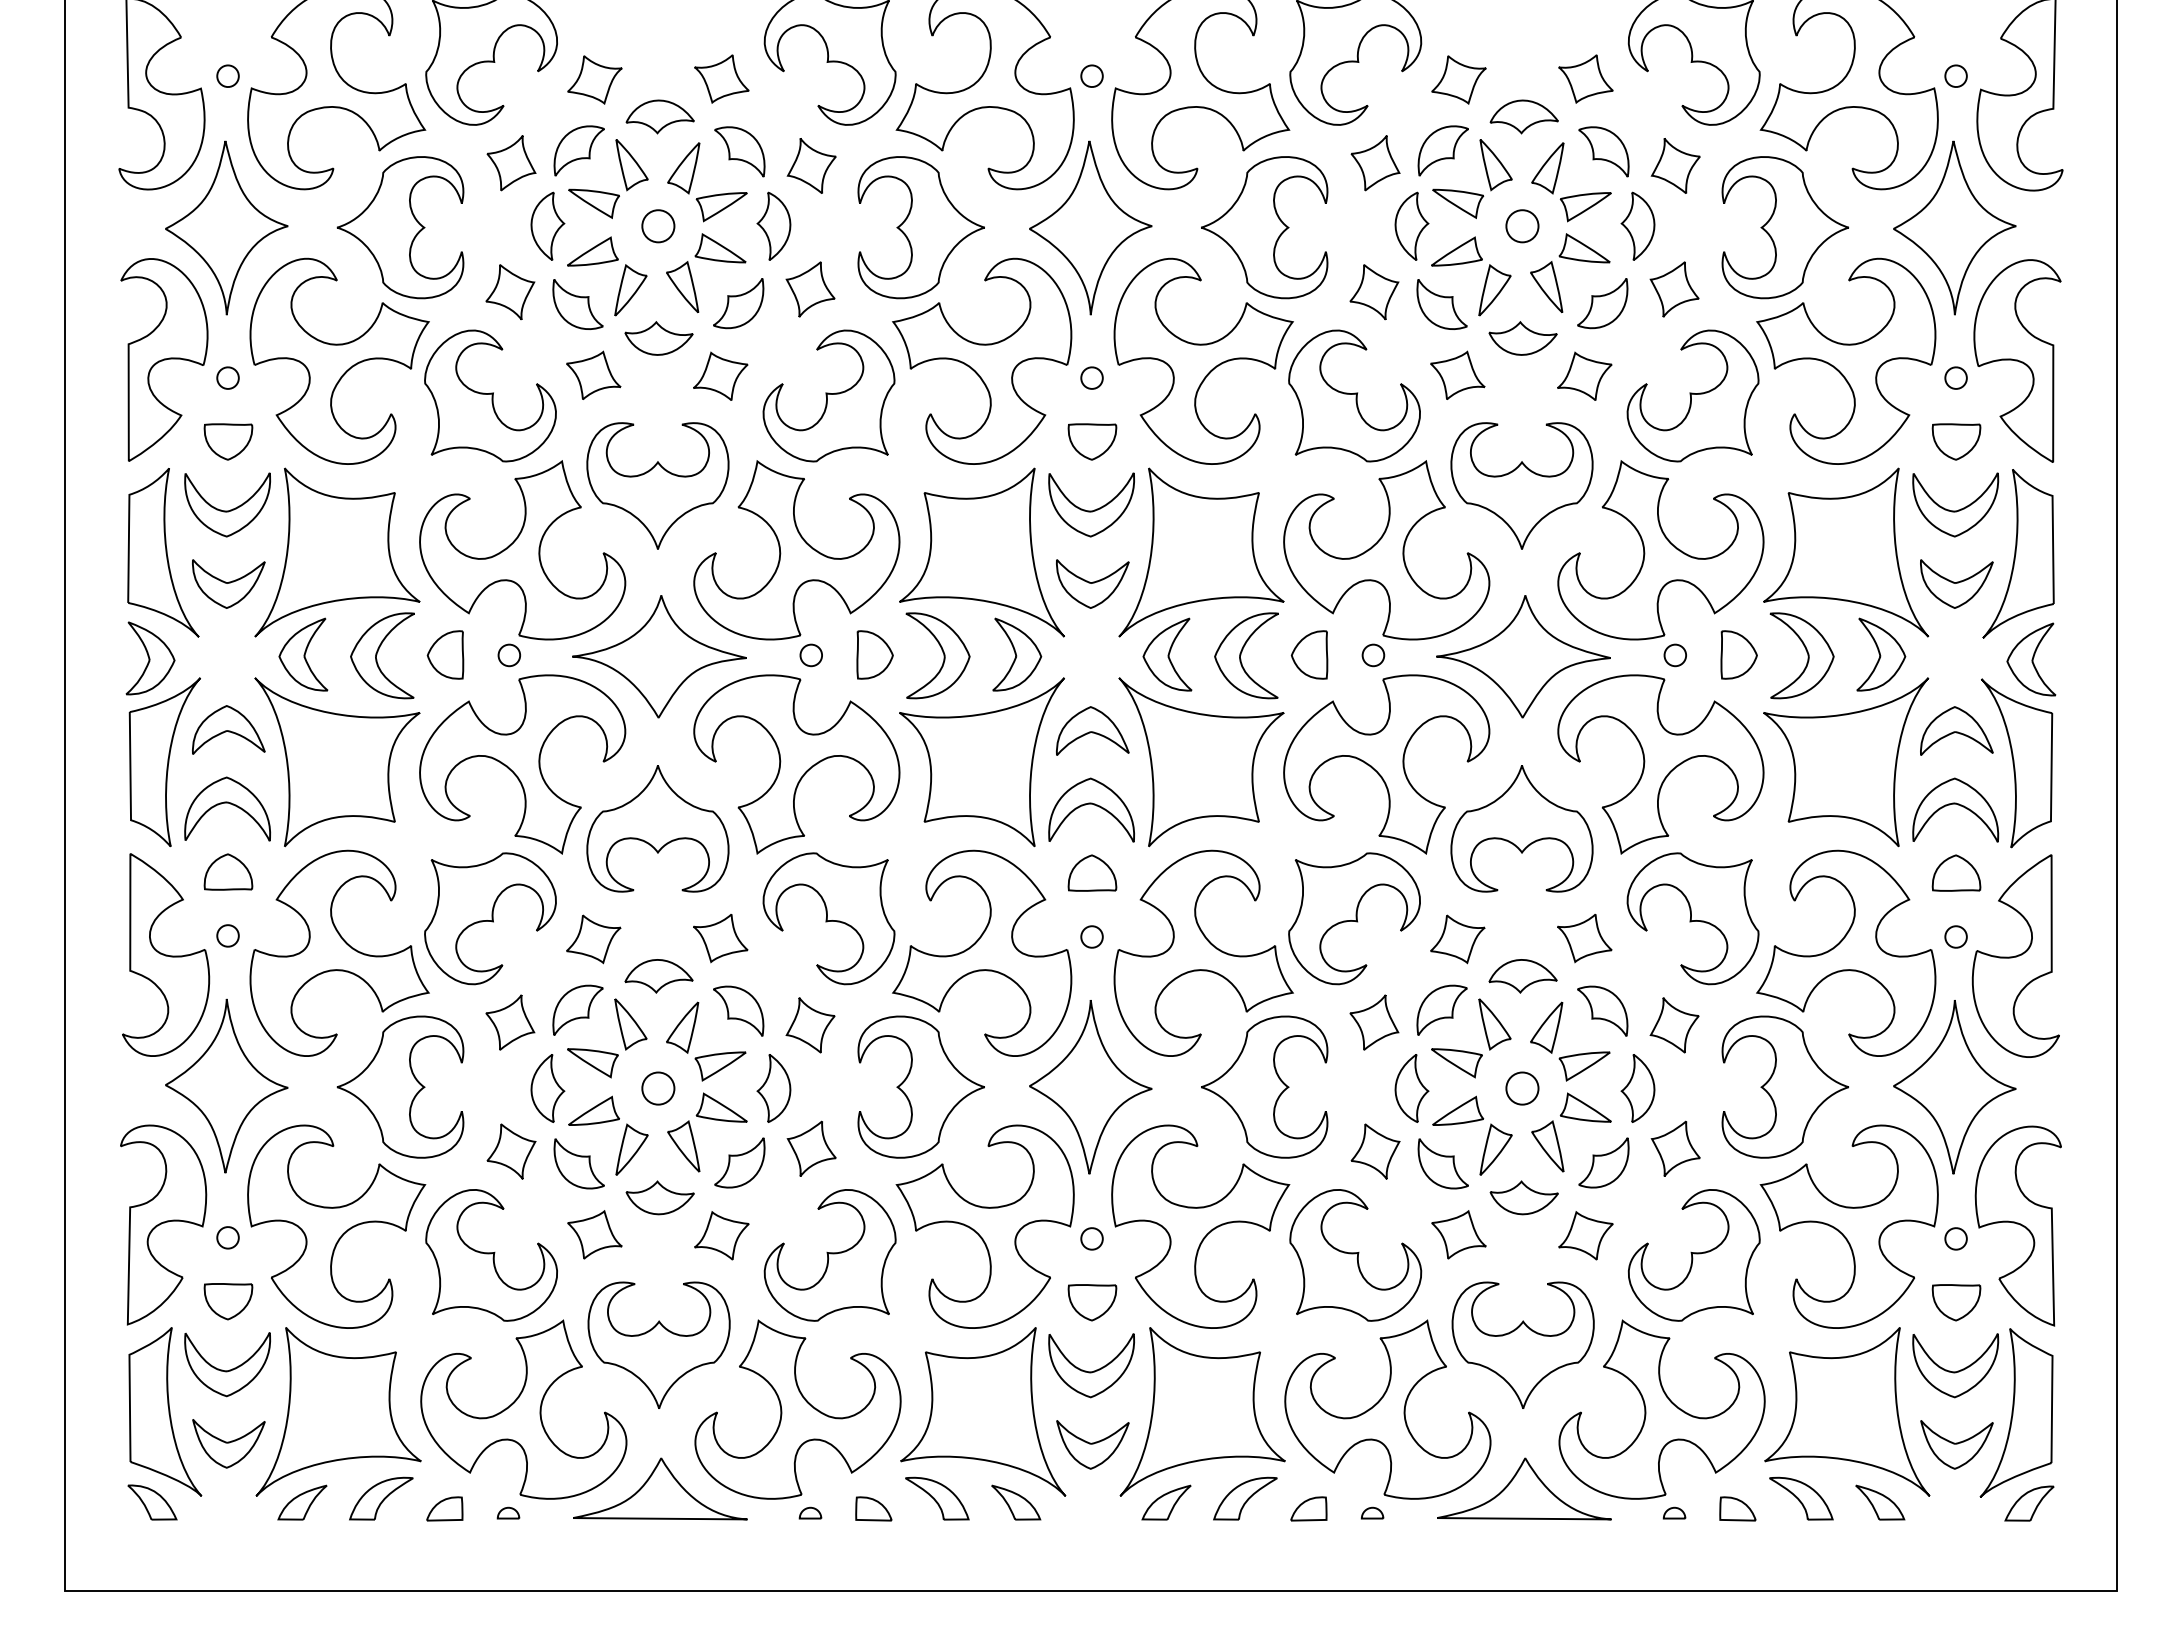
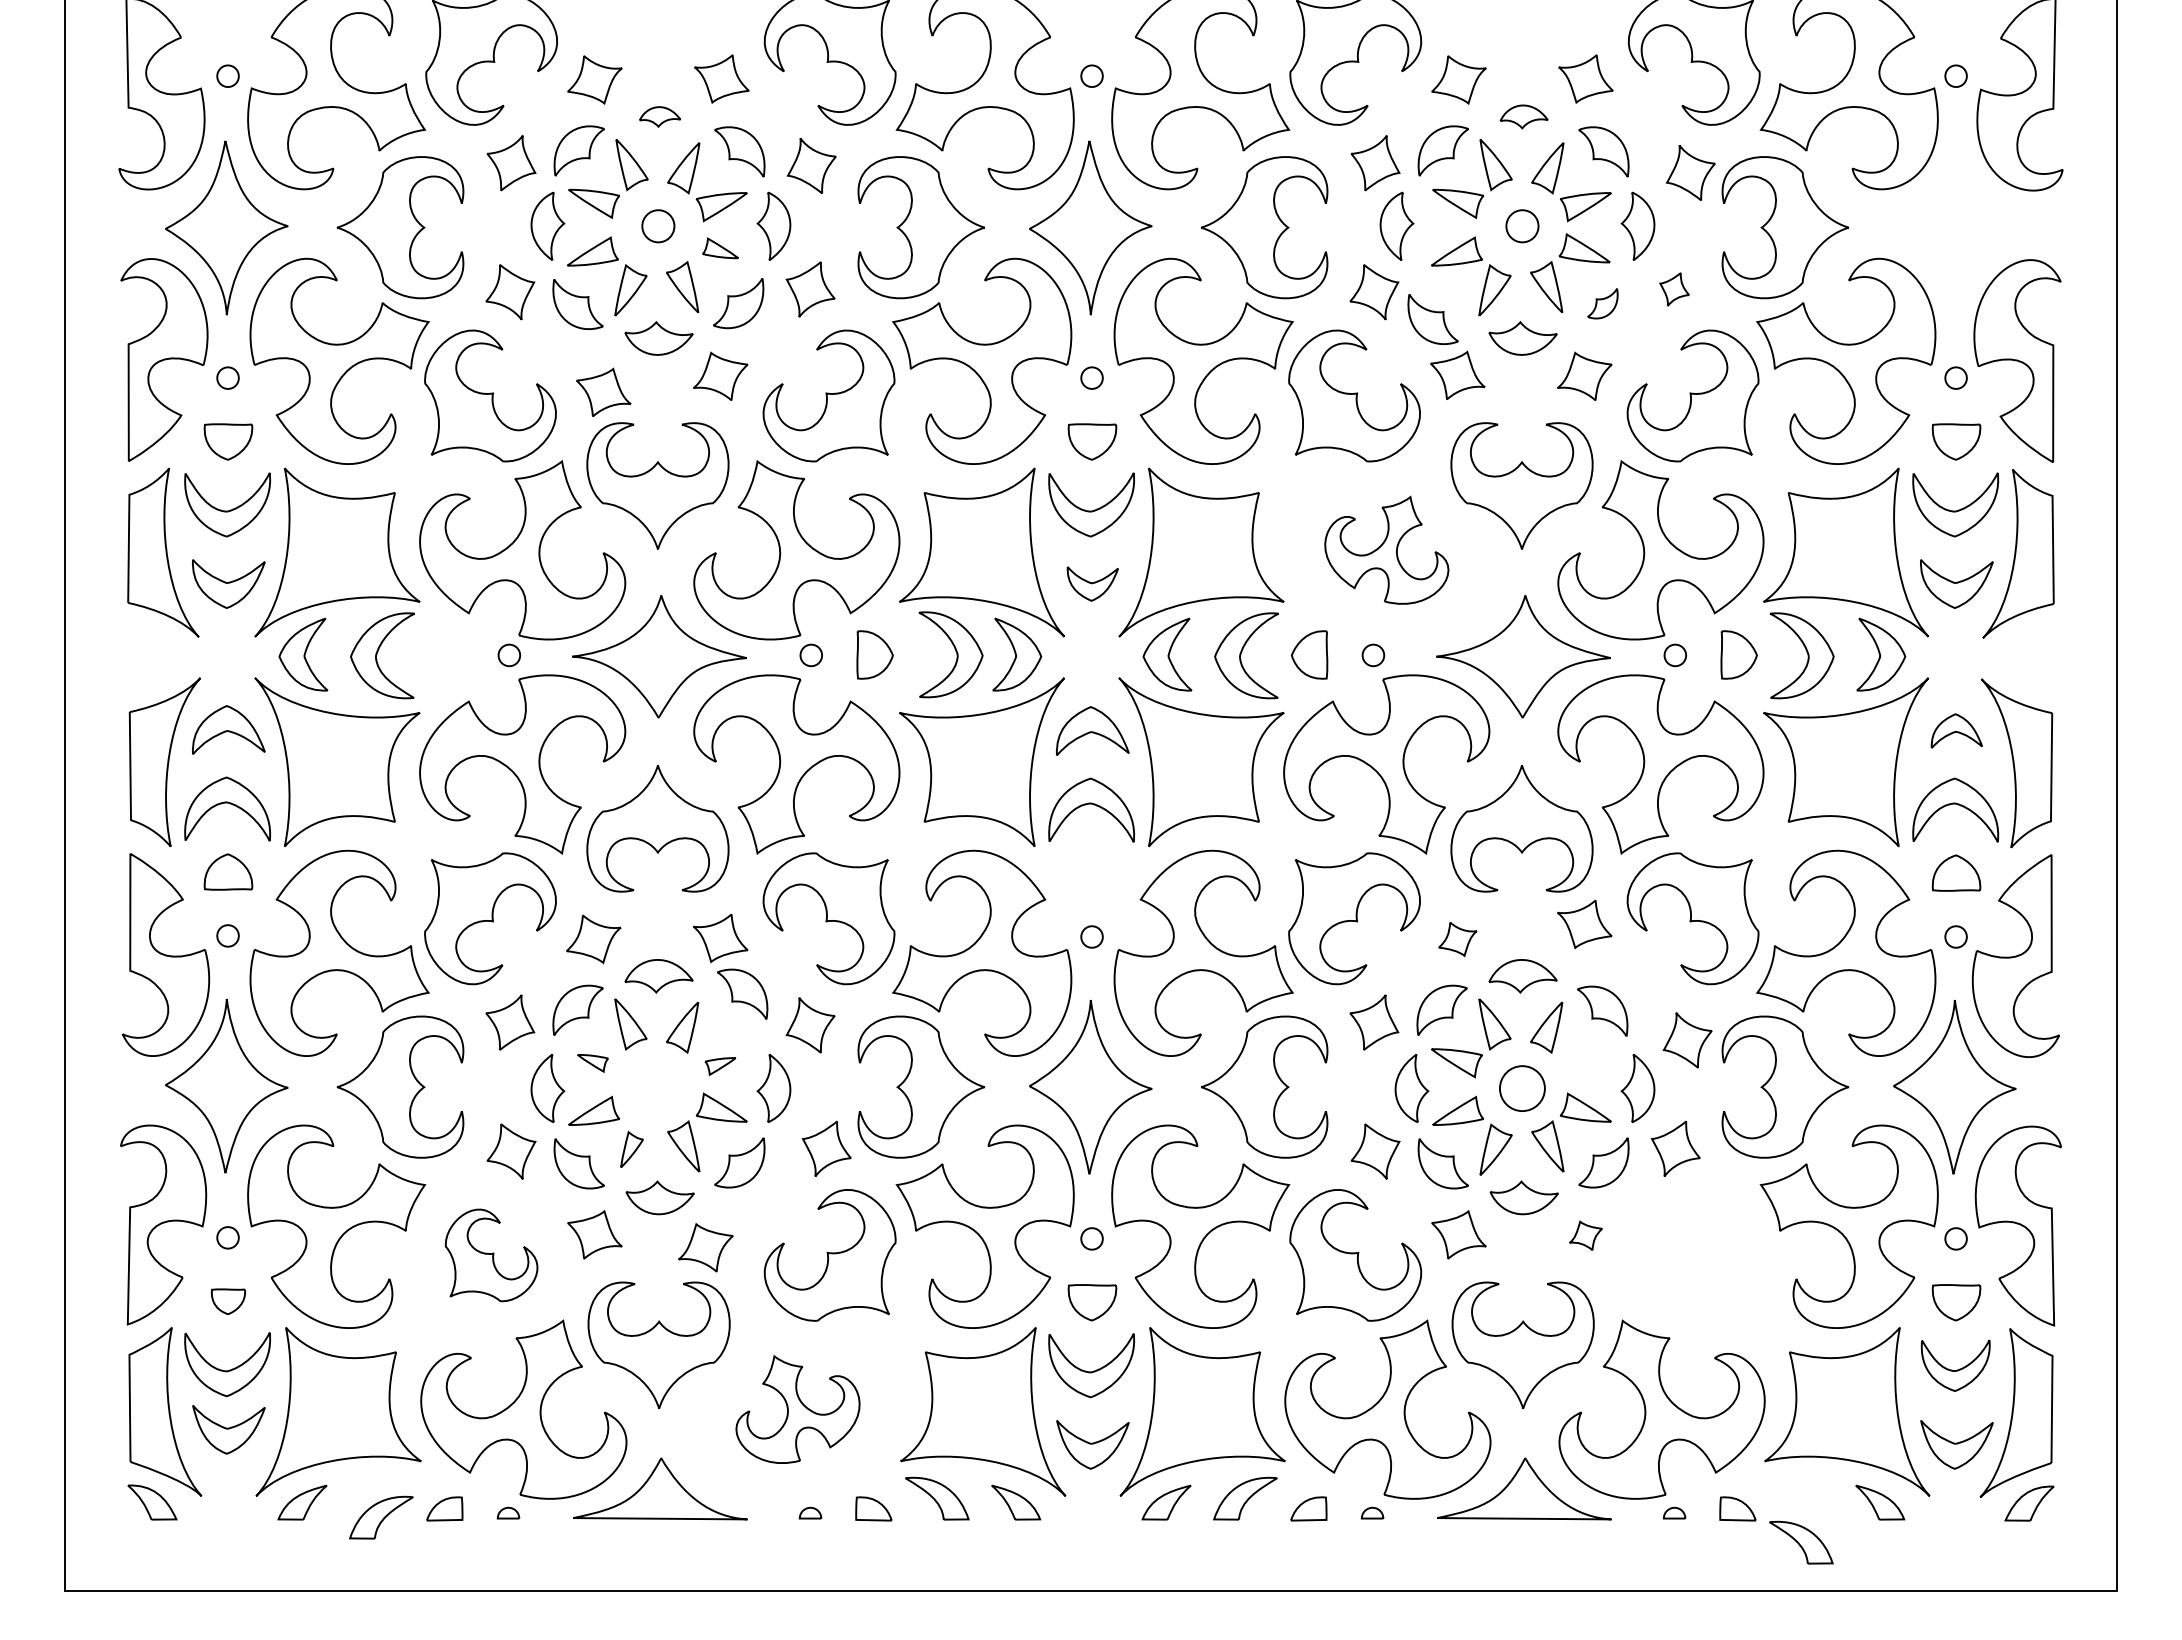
part size: 70x36 px -> 42x22 px (659, 116)
part size: 70x36 px -> 50x26 px (1523, 116)
part position: (1675, 165) -> (1690, 172) (1690, 172)
part position: (1411, 225) -> (1396, 225) (1396, 225)
part: present -> none (1954, 227)
part size: 53x31 px -> 37x23 px (720, 248)
part size: 51x57 px -> 31x35 px (1674, 289)
part size: 52x52 px -> 32x32 px (1602, 303)
part position: (1441, 304) -> (1432, 319) (1432, 319)
part position: (593, 374) -> (603, 391) (603, 391)
part size: 208x181 px -> 126x110 px (1386, 549)
part size: 74x50 px -> 53x36 px (1092, 583)
part: present -> none (445, 654)
part position: (937, 655) -> (950, 654) (950, 654)
part: present -> none (150, 658)
part: present -> none (2031, 659)
part size: 74x50 px -> 53x36 px (1956, 730)
part: present -> none (1092, 872)
part position: (1584, 938) -> (1584, 924) (1584, 924)
part size: 56x51 px -> 40x35 px (1457, 939)
part position: (738, 1010) -> (742, 993) (742, 993)
part position: (1674, 1025) -> (1687, 1040) (1687, 1040)
part size: 52x31 px -> 32x19 px (592, 1063)
part size: 53x31 px -> 33x20 px (720, 1066)
part: present -> none (1584, 1066)
part: present -> none (658, 1088)
part size: 35x35 px -> 47x47 px (1522, 1088)
part position: (811, 1148) -> (826, 1148) (826, 1148)
part size: 34x53 px -> 24x38 px (631, 1148)
part position: (721, 1235) -> (705, 1247) (705, 1247)
part size: 56x50 px -> 34x31 px (1585, 1235)
part size: 133x133 px -> 95x95 px (491, 1255)
part: present -> none (1693, 1255)
part size: 51x38 px -> 37x28 px (228, 1301)
part size: 88x66 px -> 71x53 px (1955, 1365)
part size: 208x181 px -> 126x109 px (797, 1409)
part position: (228, 1443) -> (228, 1429) (228, 1429)
part position: (381, 1498) -> (381, 1517) (381, 1517)
part position: (1801, 1498) -> (1801, 1542) (1801, 1542)
